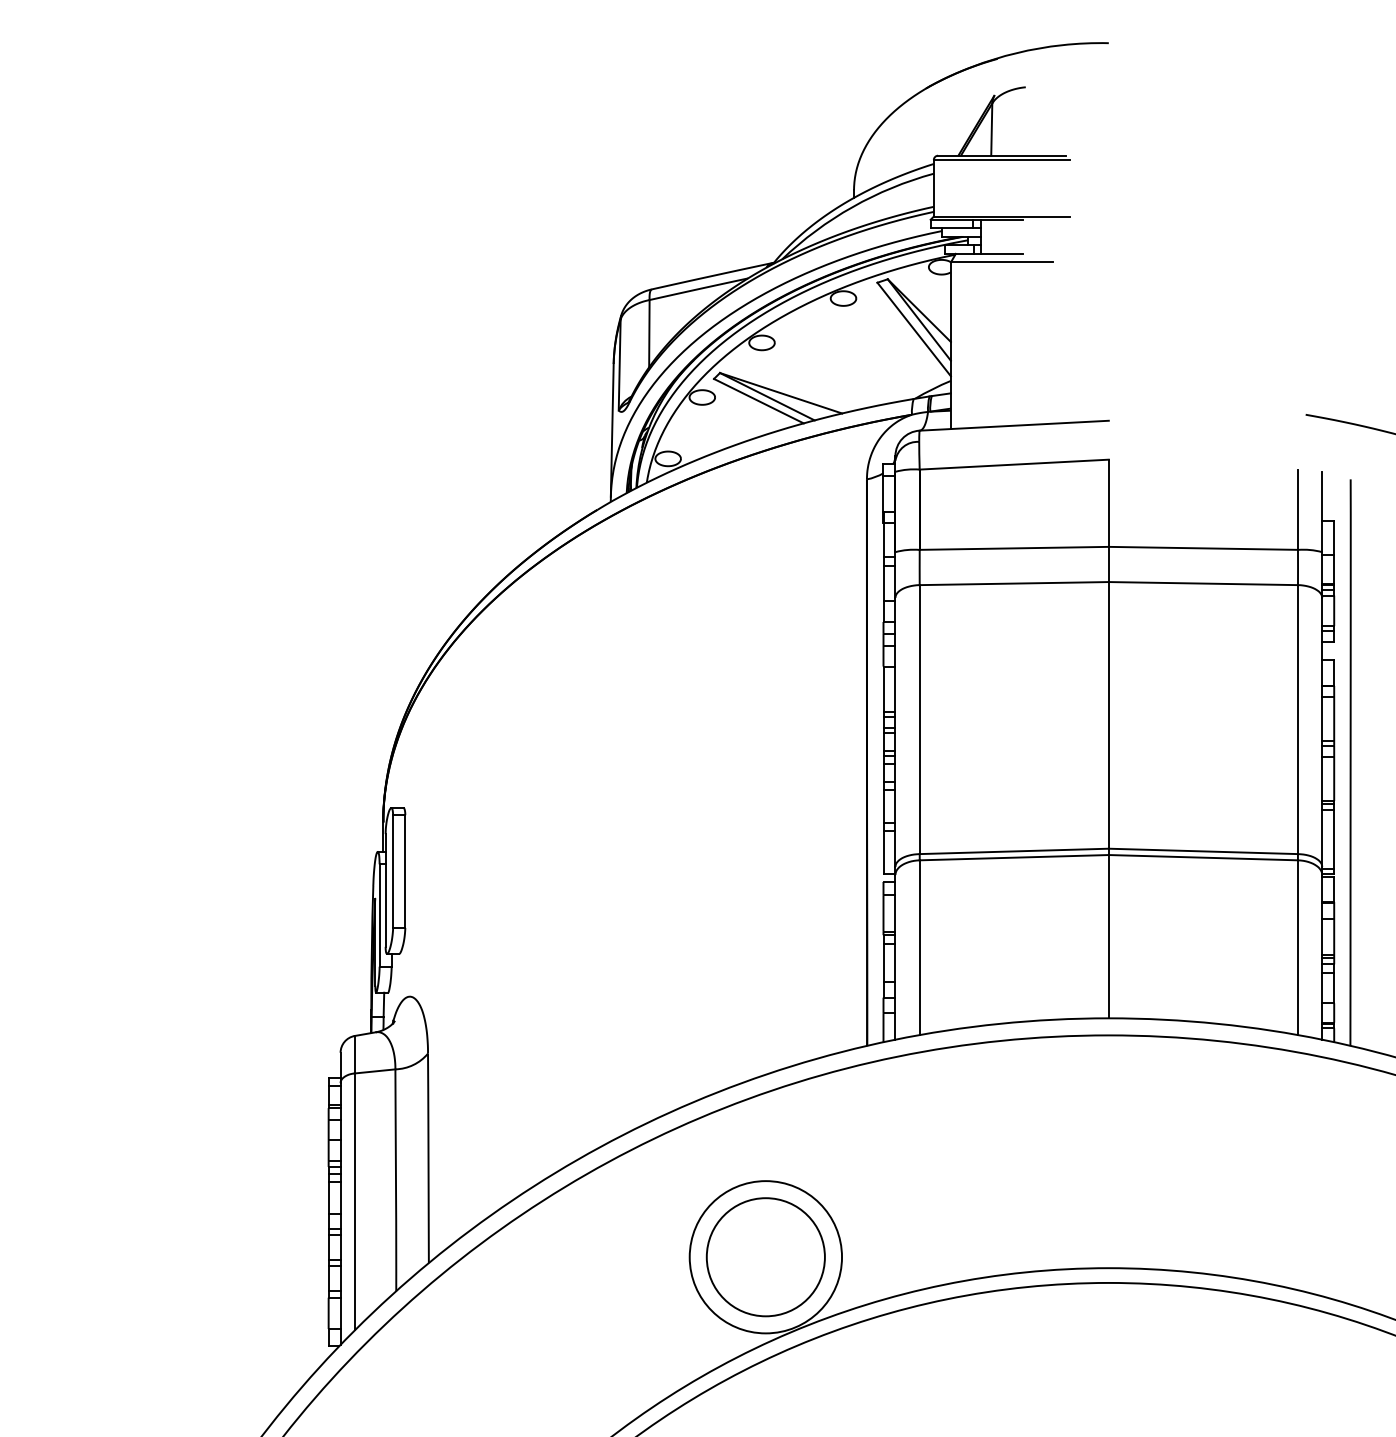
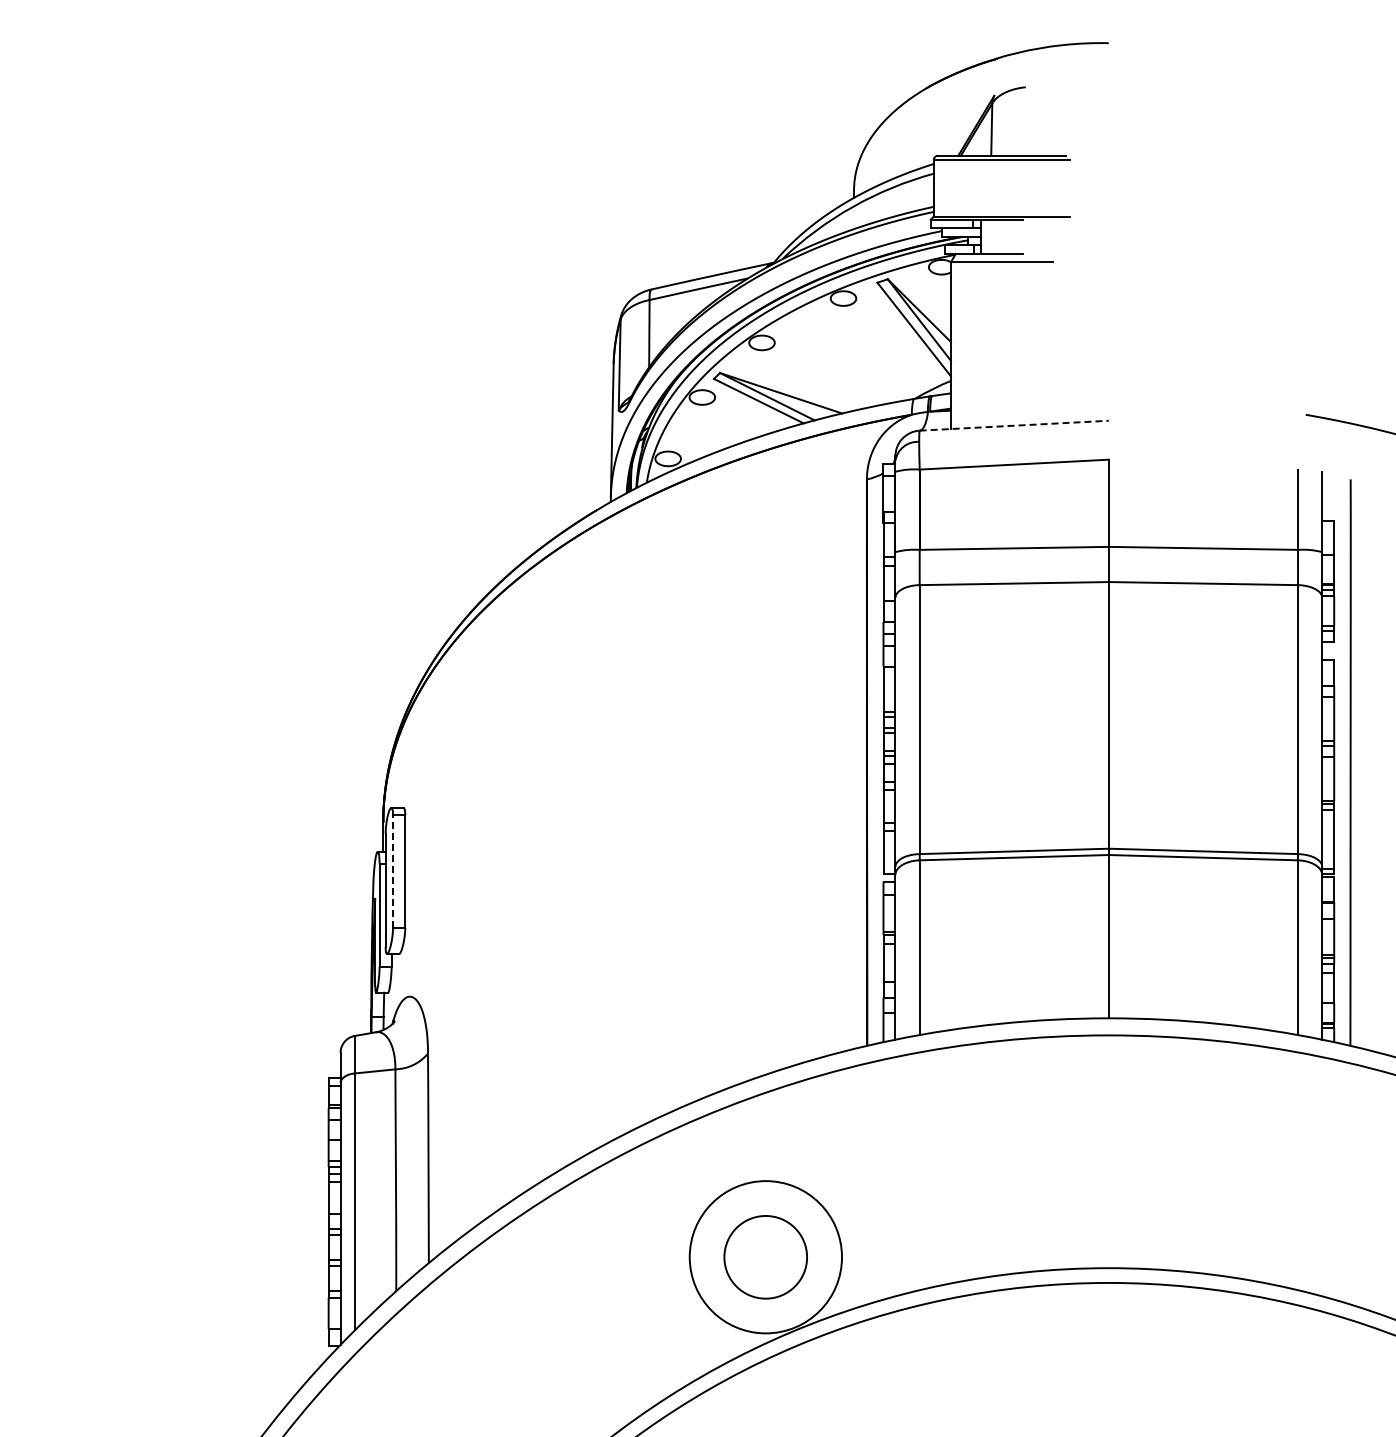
line: solid -> dashed (1014, 425)
line: solid -> dashed (393, 871)
circle size: 121x121 px -> 85x85 px (765, 1257)
